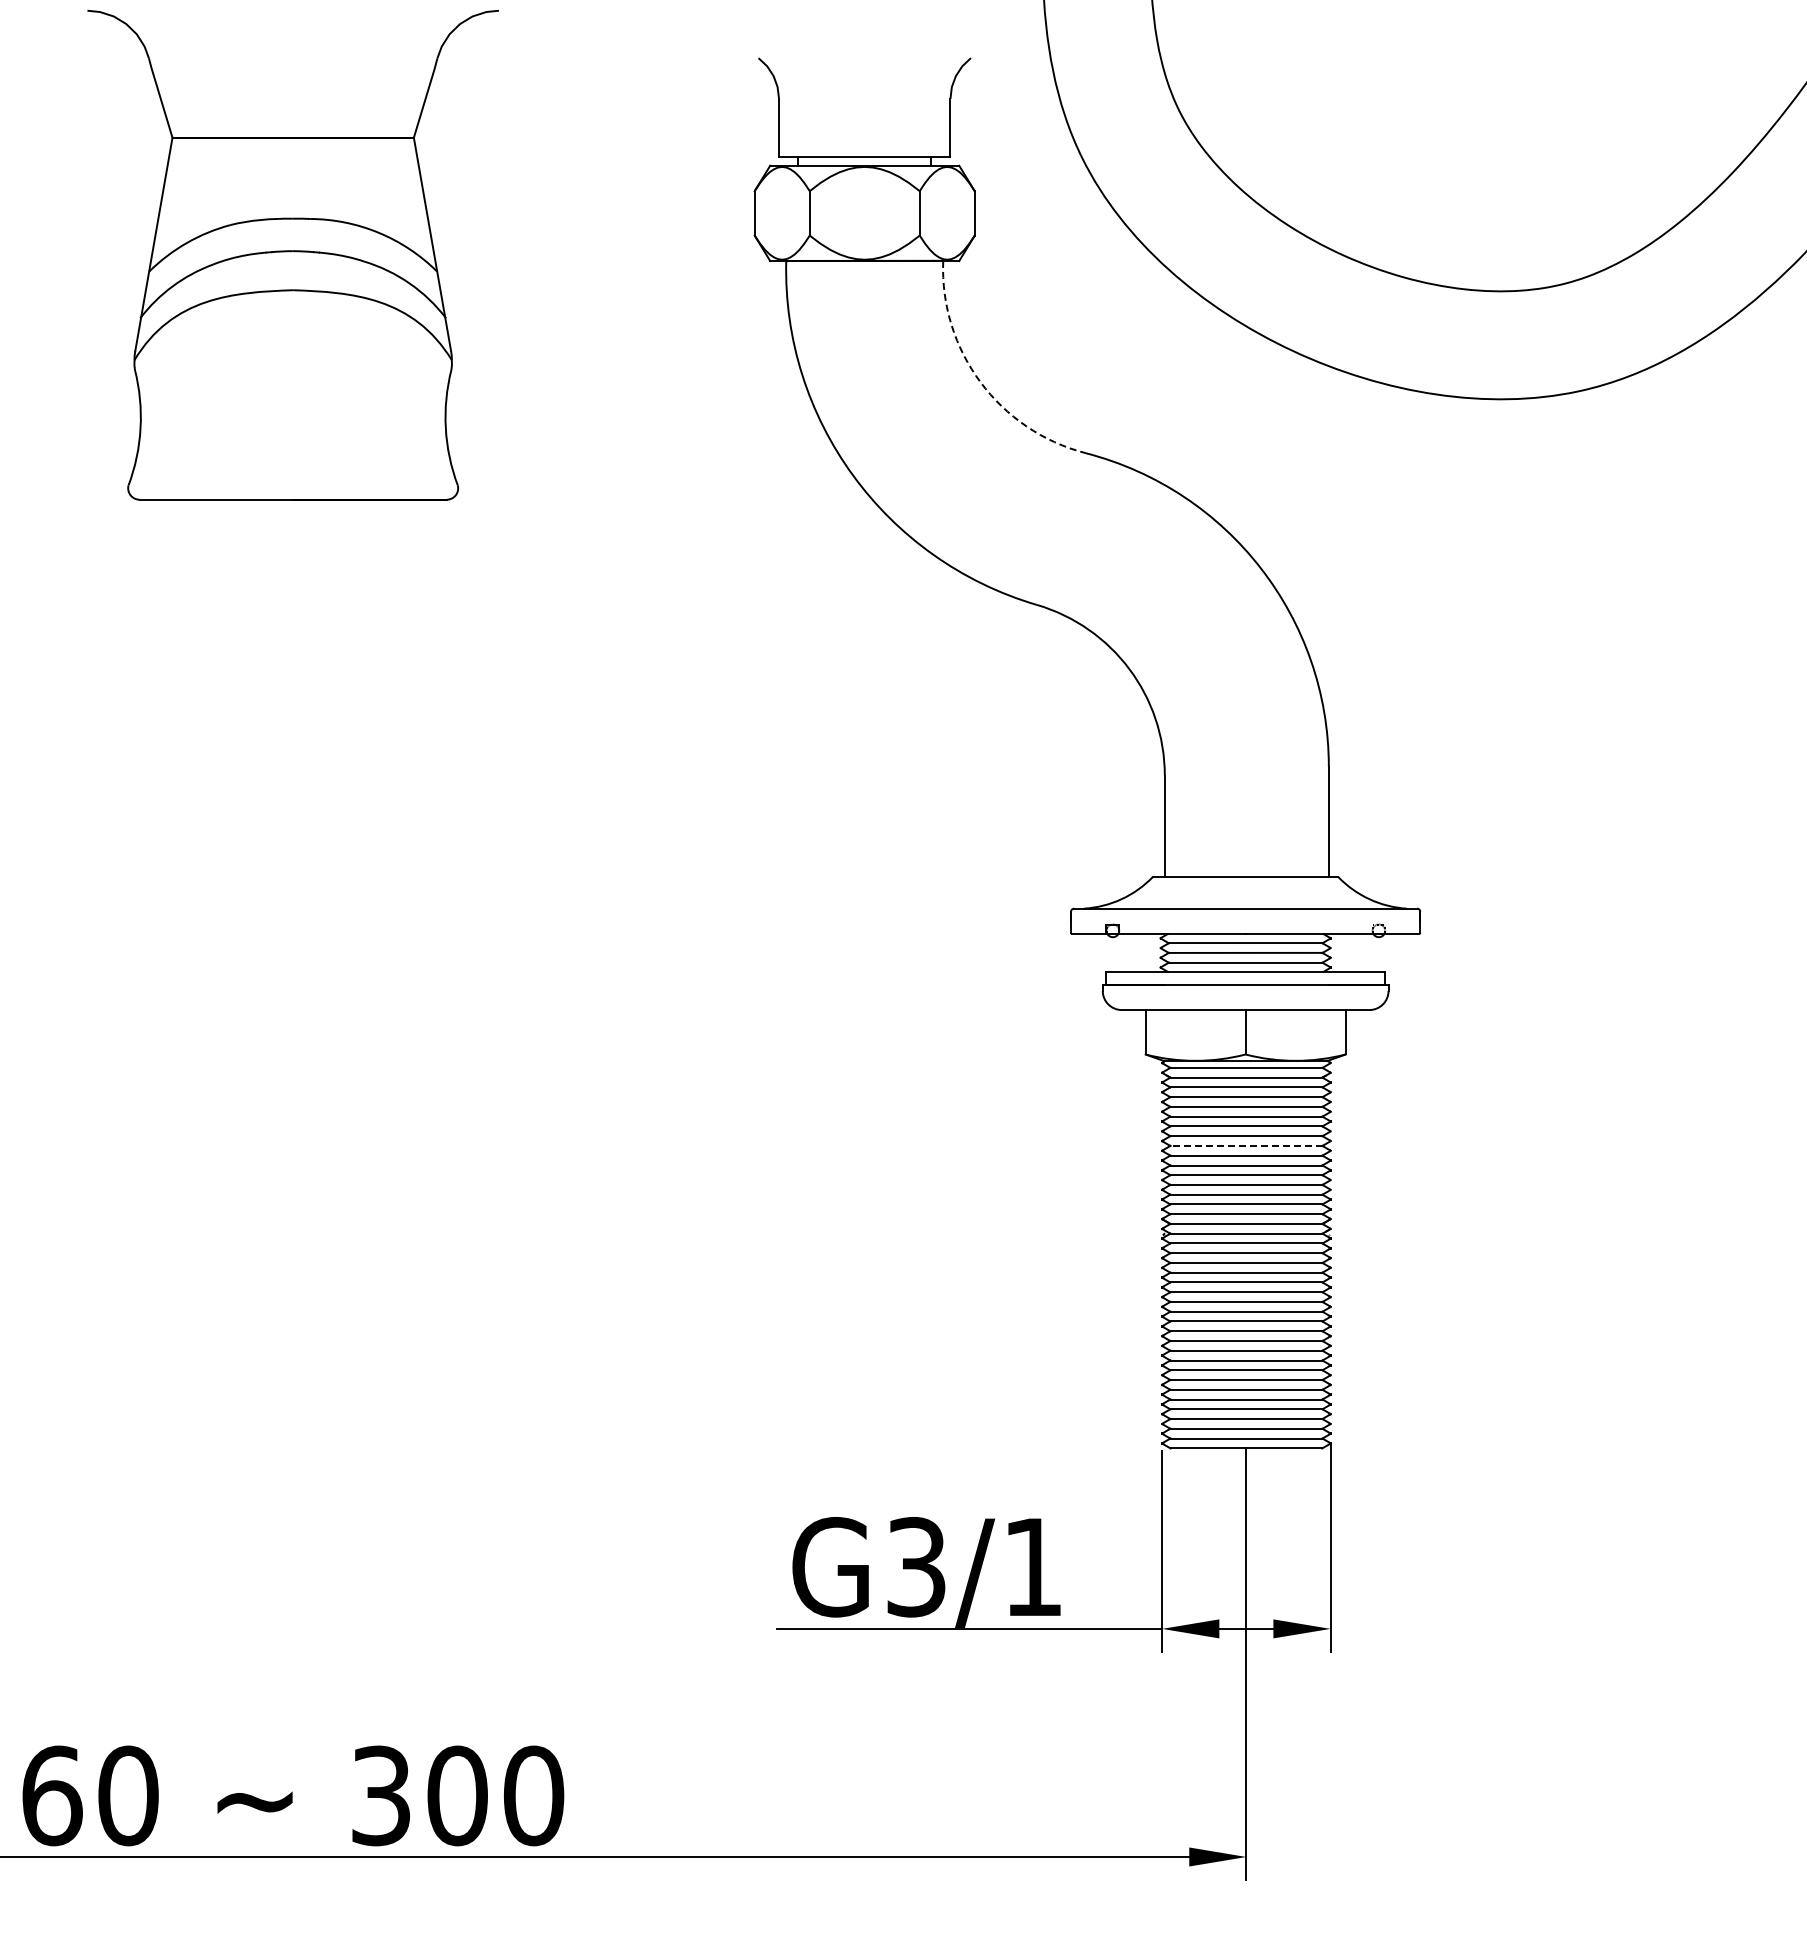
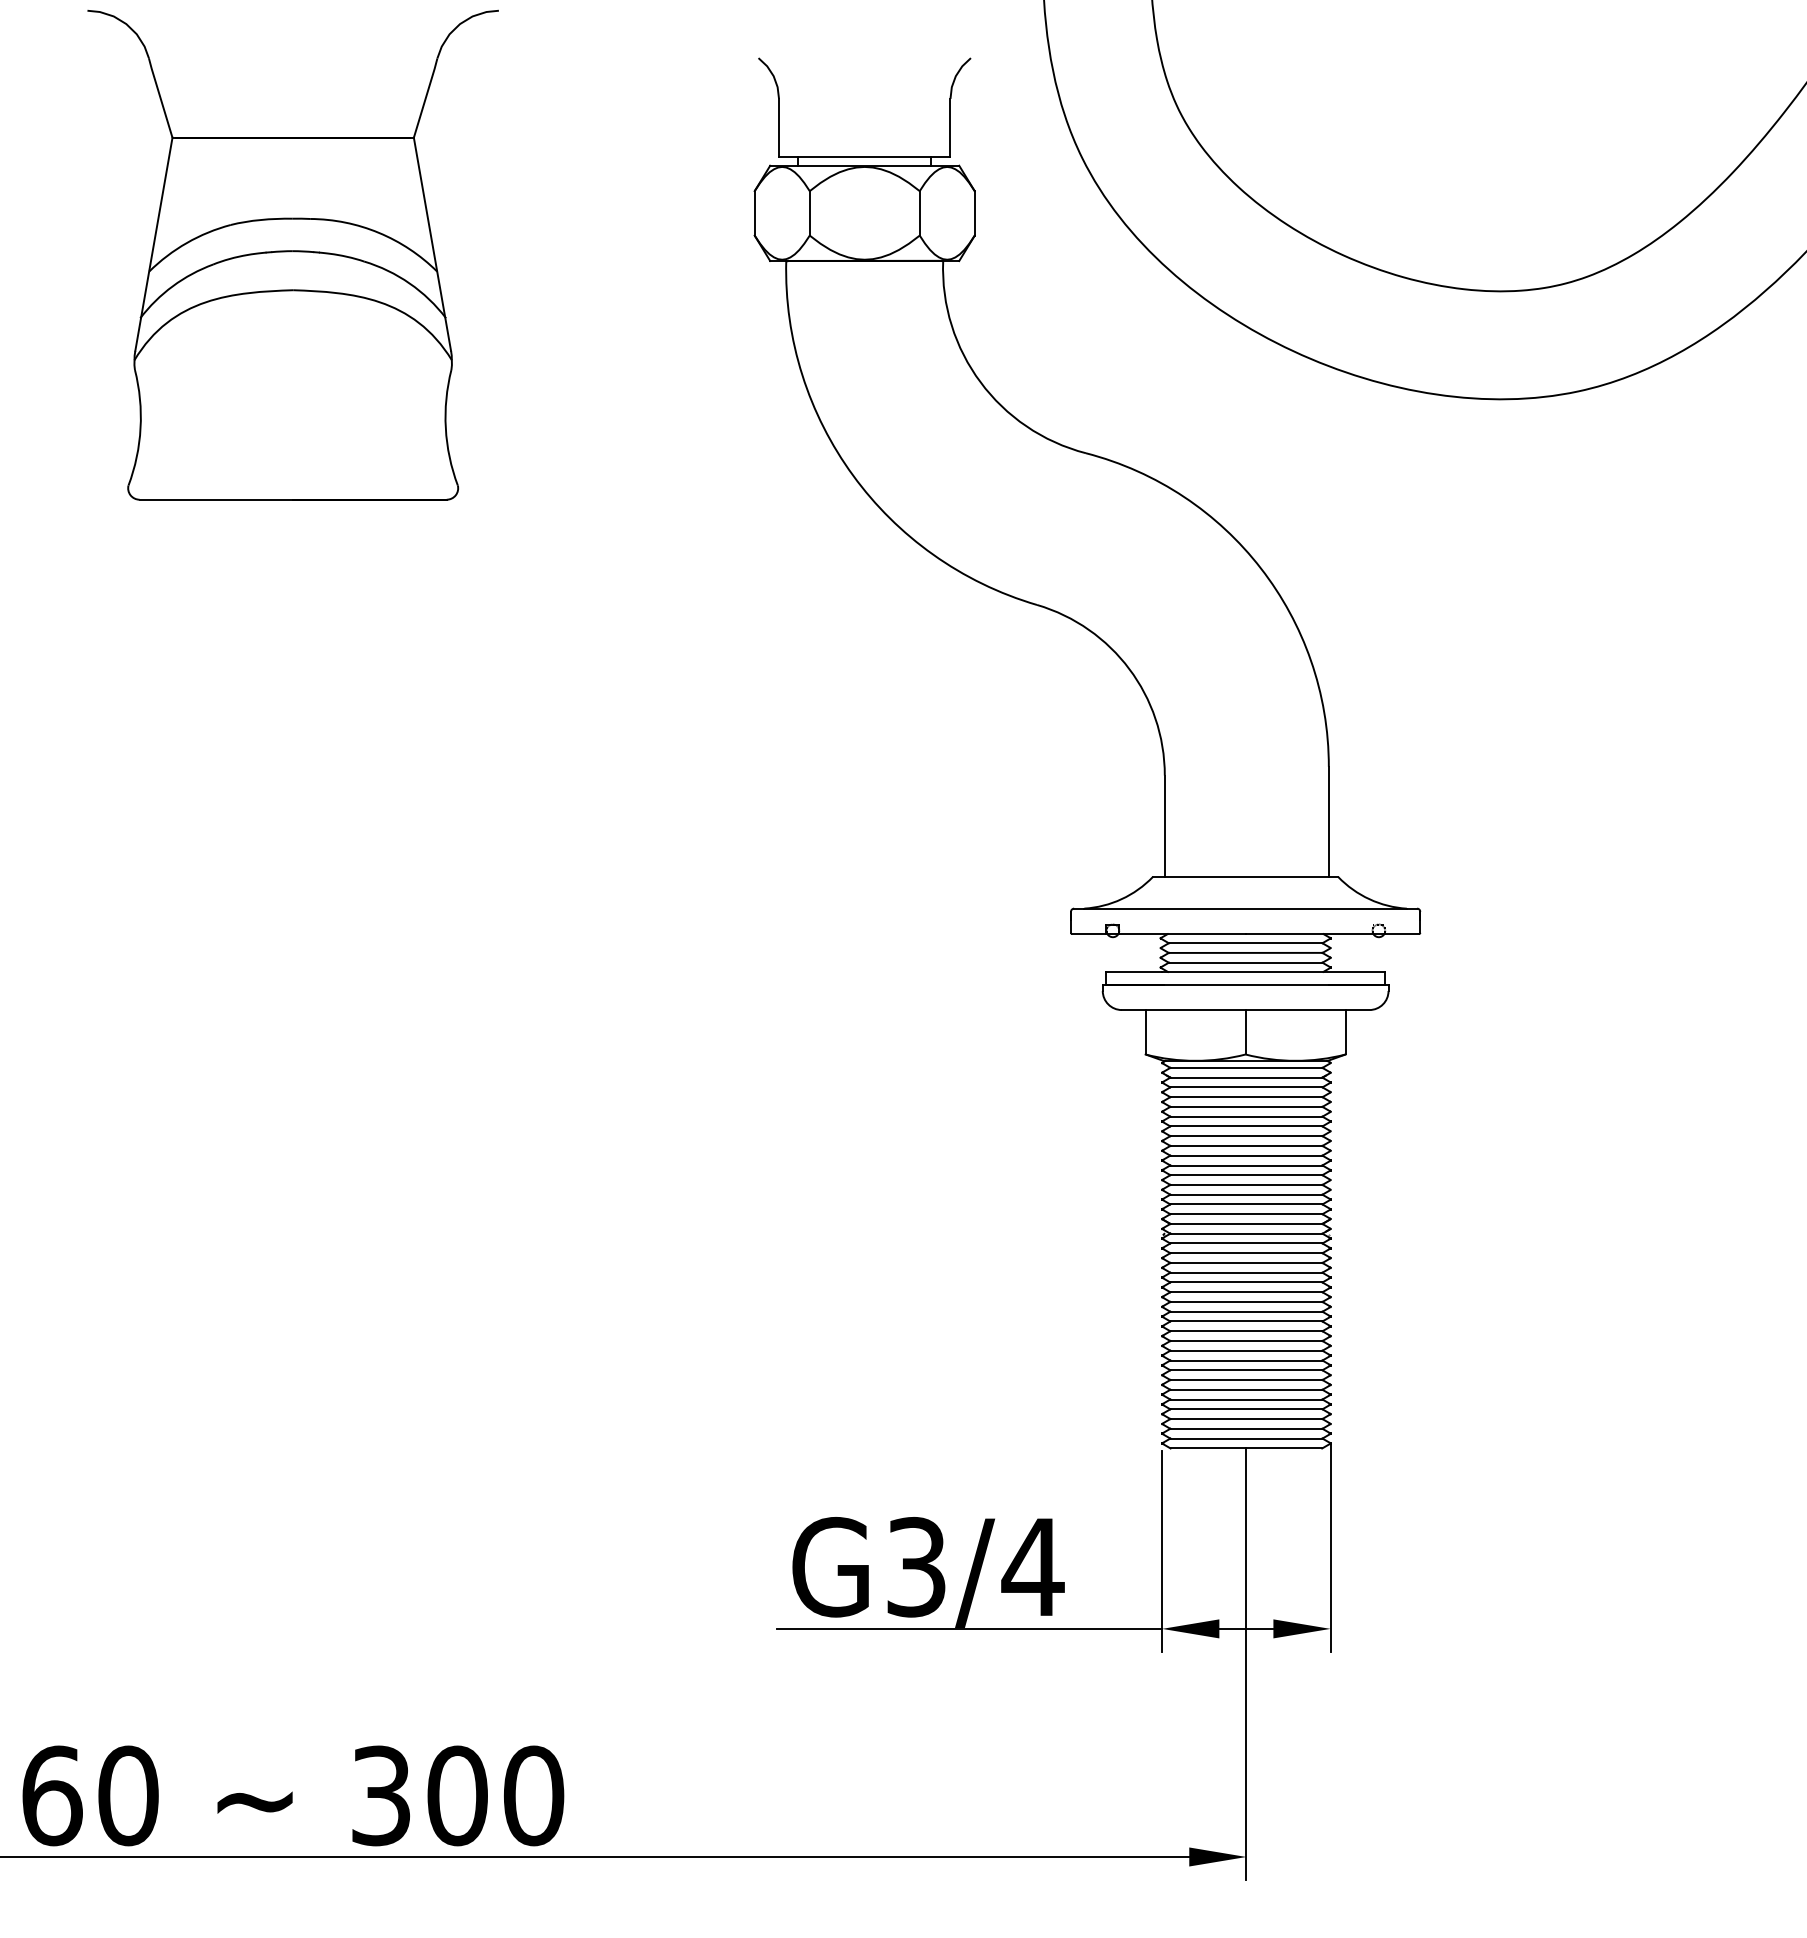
arc: dashed -> solid (980, 382)
line: dashed -> solid (1246, 1145)
text: G3/1 -> G3/4 (1032, 1566)
